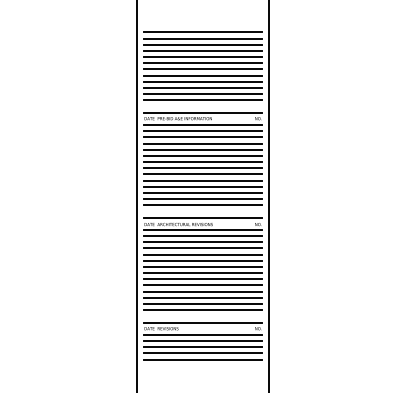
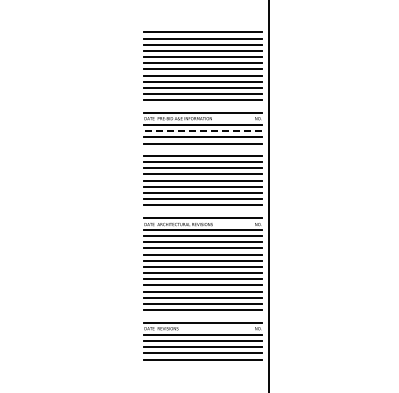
line: solid -> dashed (203, 131)
line: present -> none (203, 149)
line: present -> none (136, 195)
